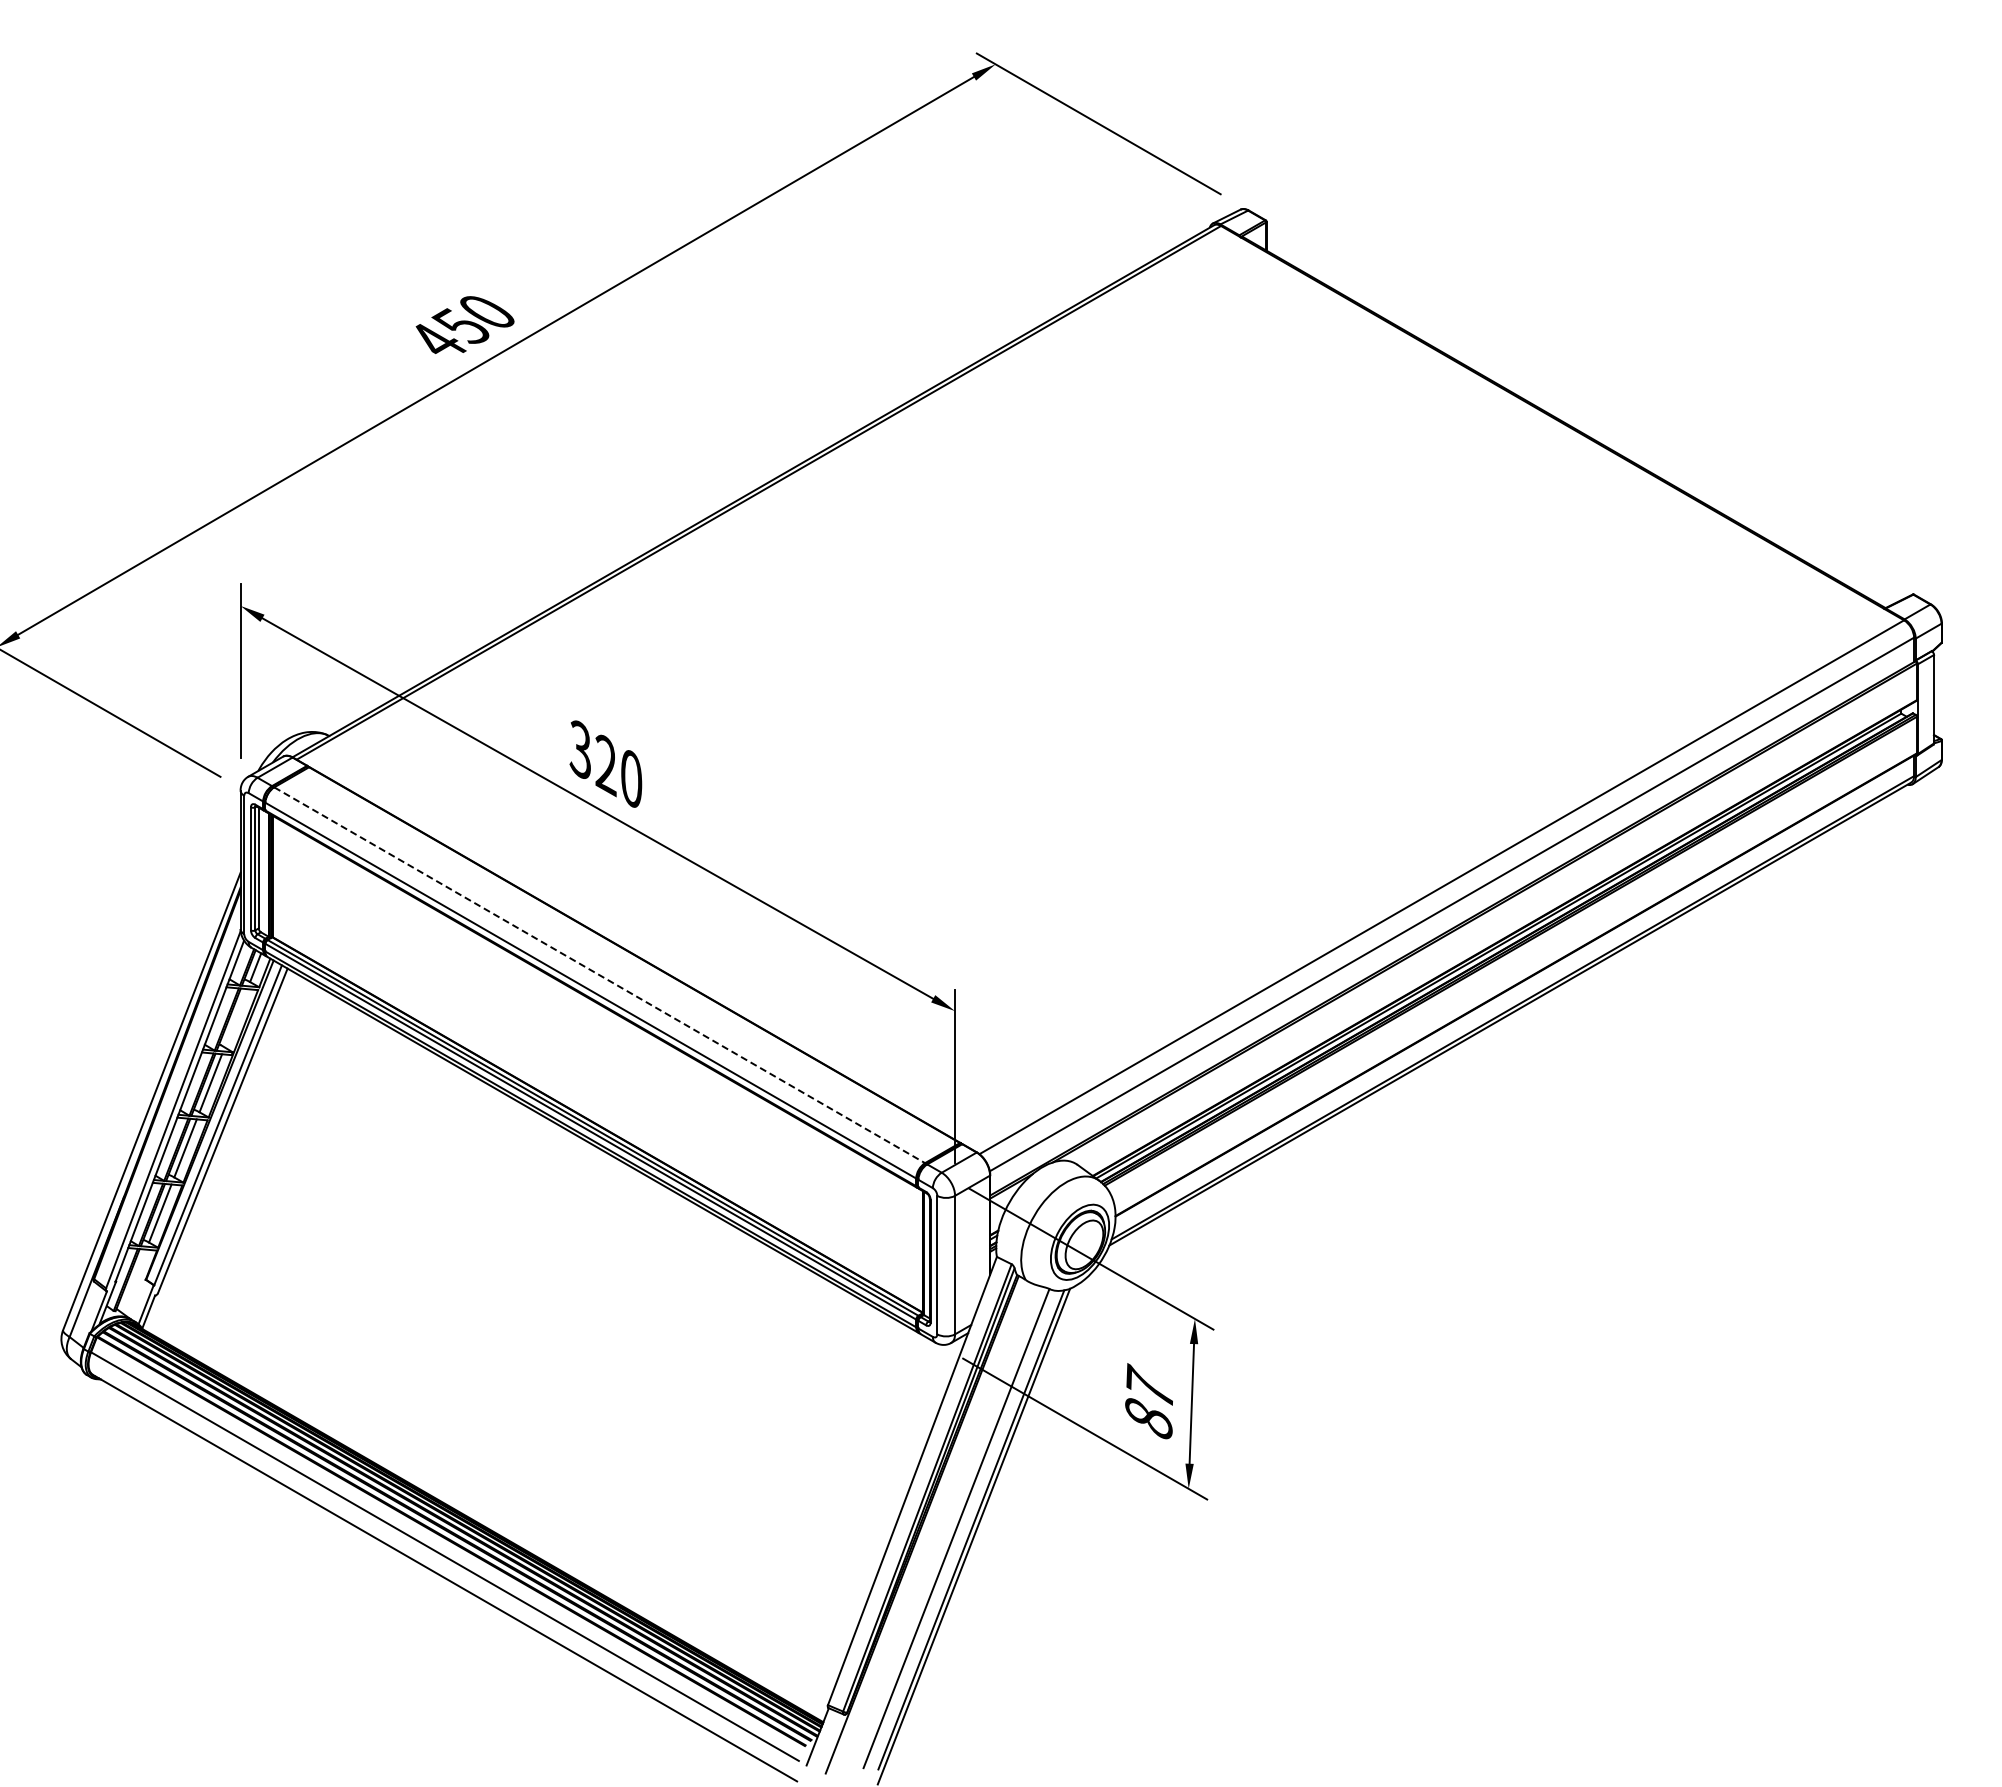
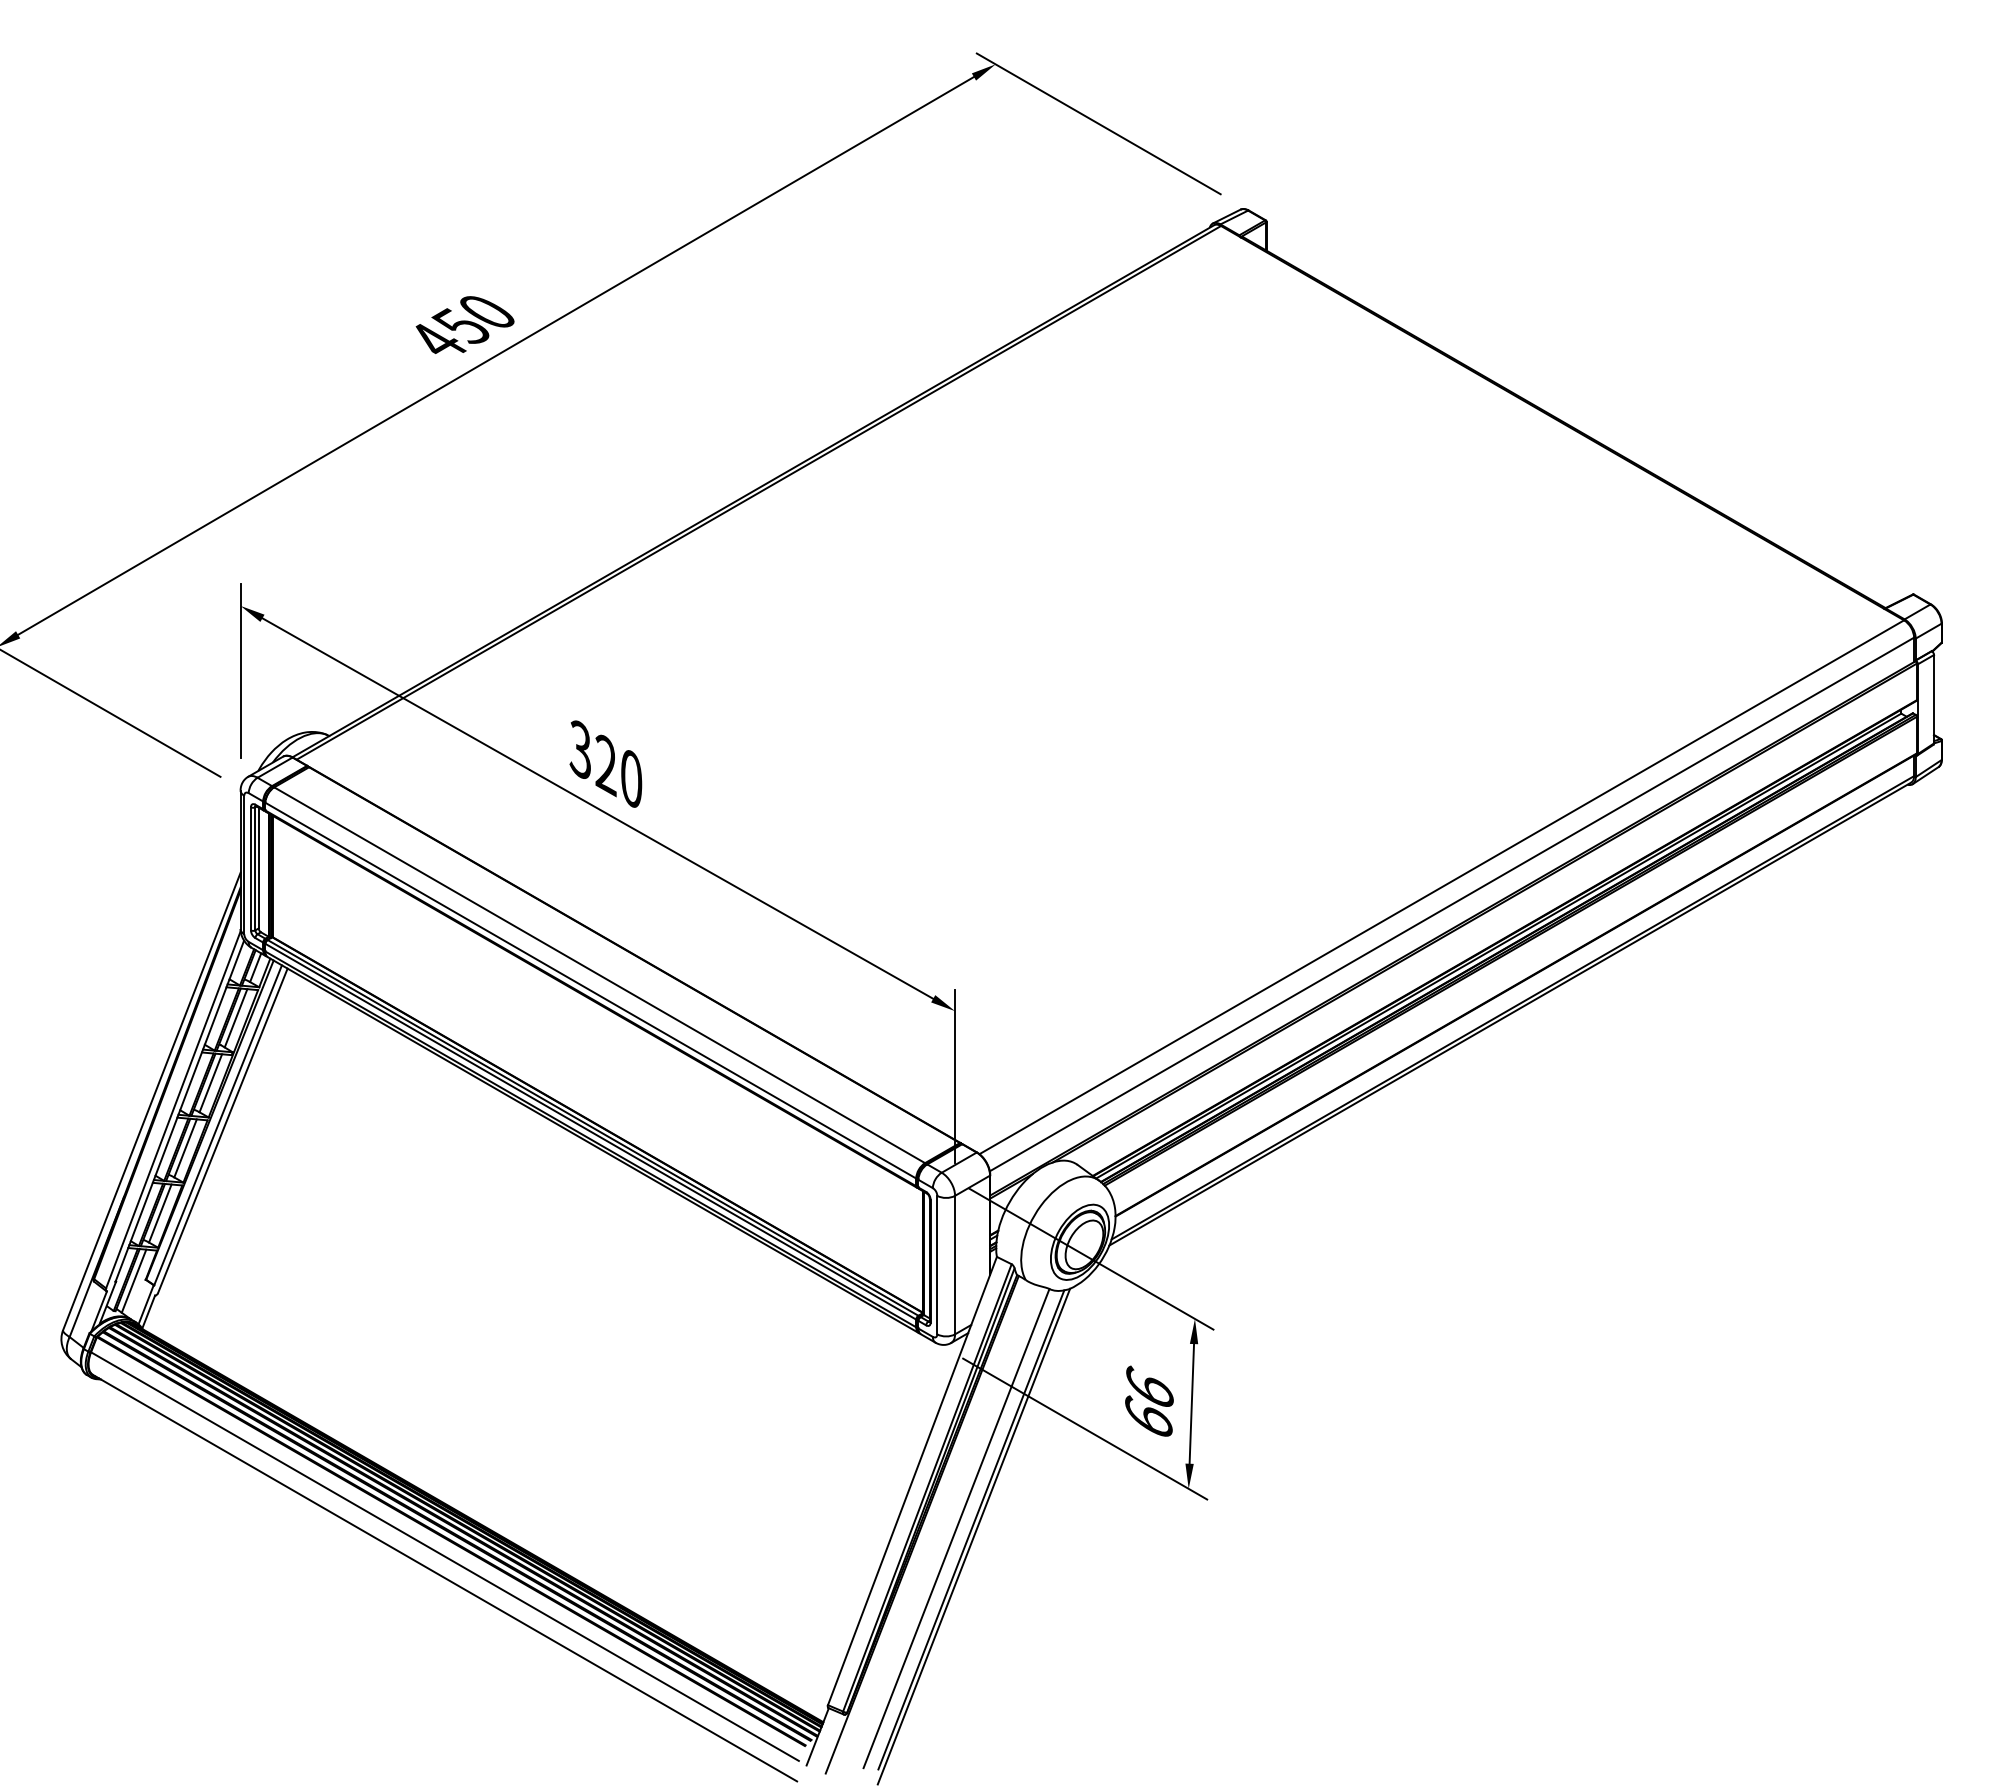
line: dashed -> solid (599, 975)
line: none -> present (235, 1018)
line: none -> present (133, 1280)
text: 87 -> 66 (1149, 1401)
